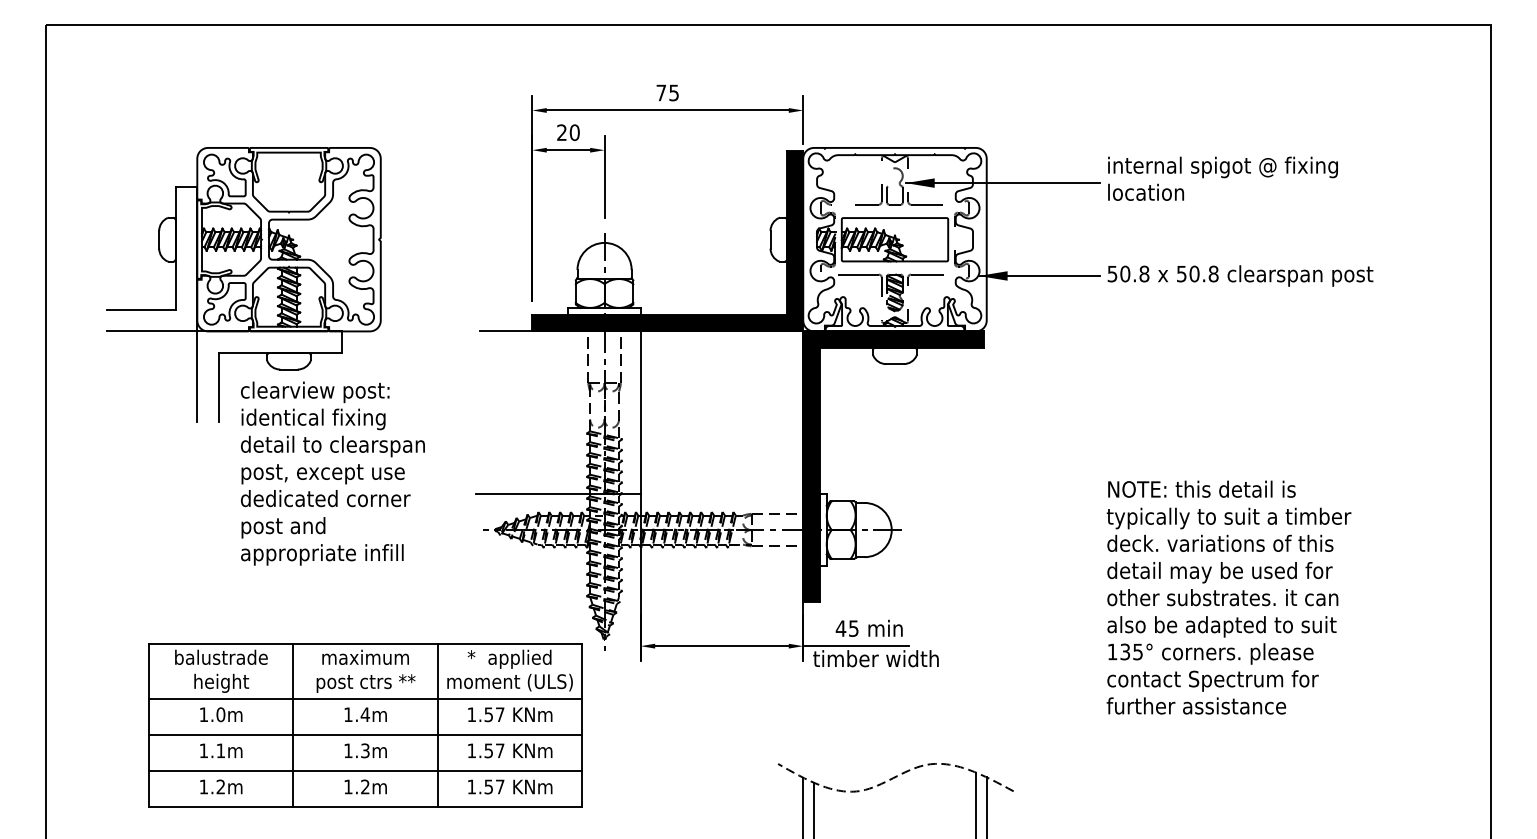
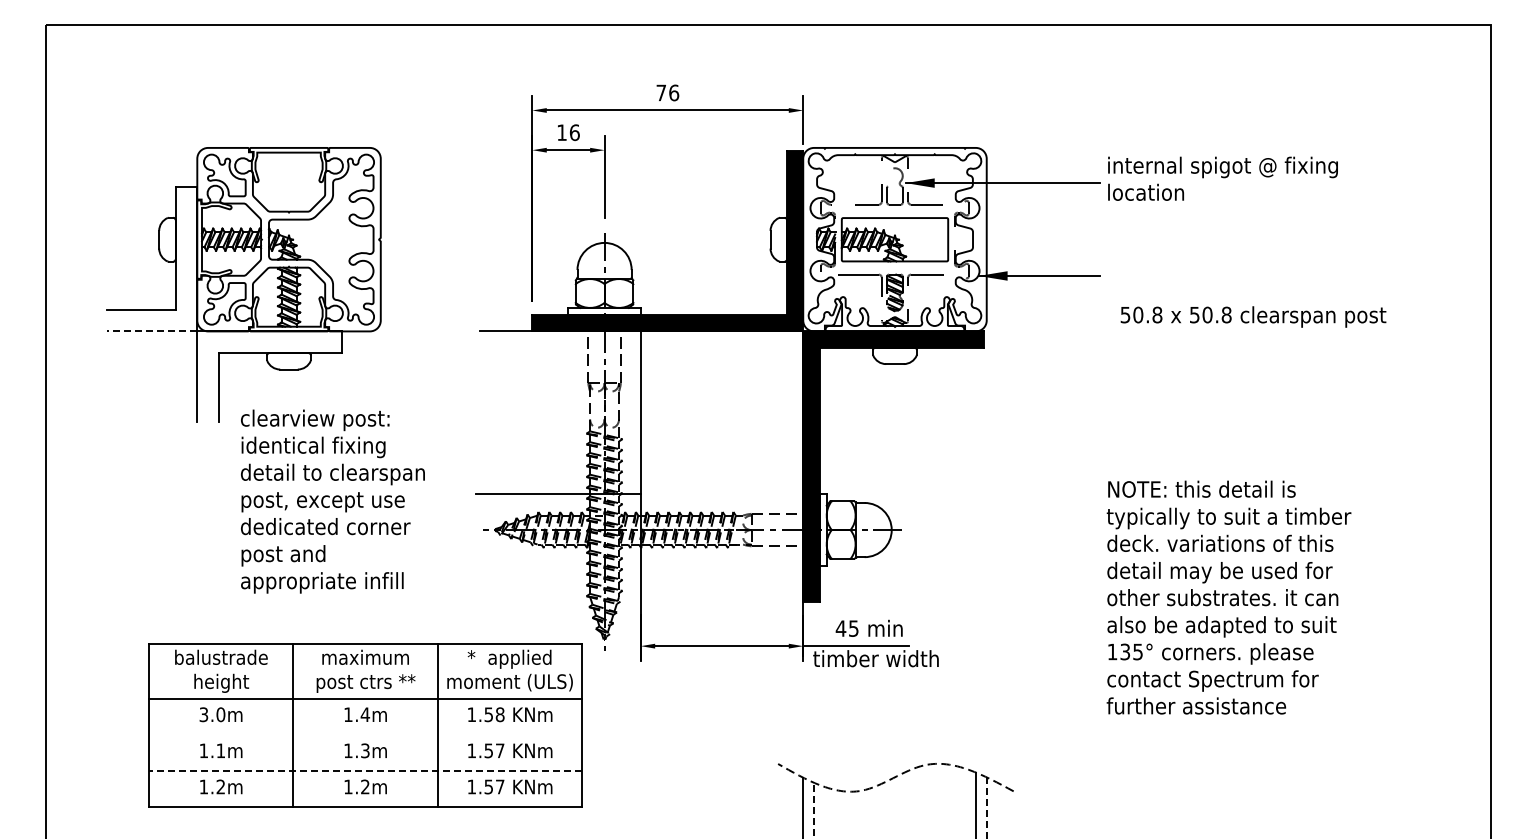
text: 75 -> 76 (674, 92)
text: 20 -> 16 (568, 132)
text position: (1240, 275) -> (1253, 316) (1253, 316)
line: solid -> dashed (151, 331)
text position: (332, 473) -> (332, 501) (332, 501)
text: 1.0m -> 3.0m (203, 714)
text: 1.57 -> 1.58 (499, 714)
line: present -> none (365, 734)
line: solid -> dashed (365, 770)
line: solid -> dashed (986, 807)
line: solid -> dashed (814, 810)
